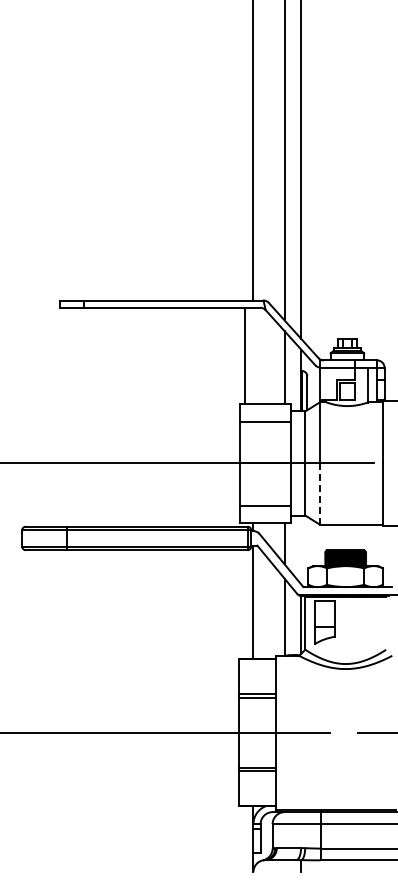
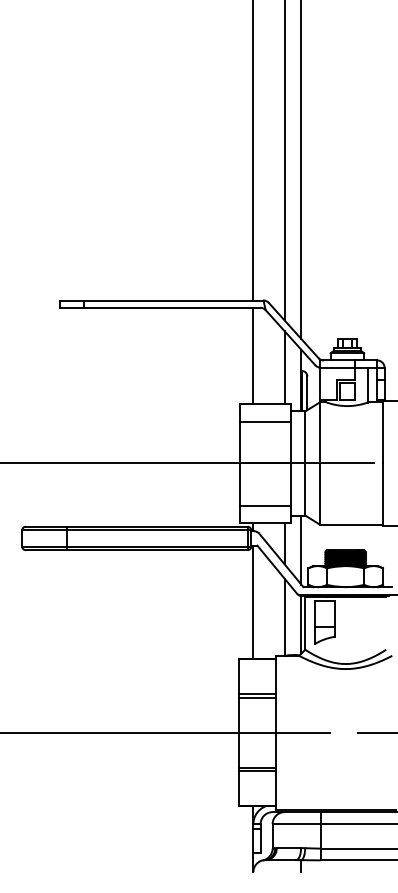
line position: (245, 355) -> (253, 355) (253, 355)
line: dashed -> solid (319, 494)
line: none -> present (301, 549)
